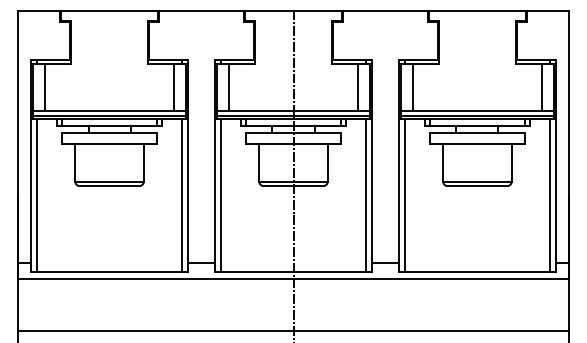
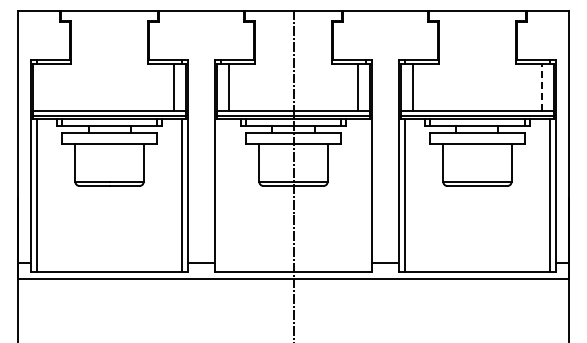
line: present -> none (45, 86)
line: solid -> dashed (541, 87)
line: present -> none (221, 194)
line: present -> none (365, 194)
line: present -> none (293, 330)
